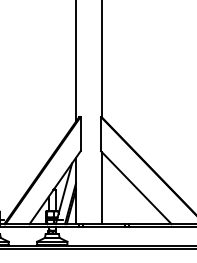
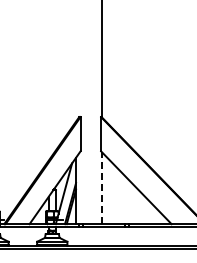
line: present -> none (76, 61)
line: solid -> dashed (101, 187)
